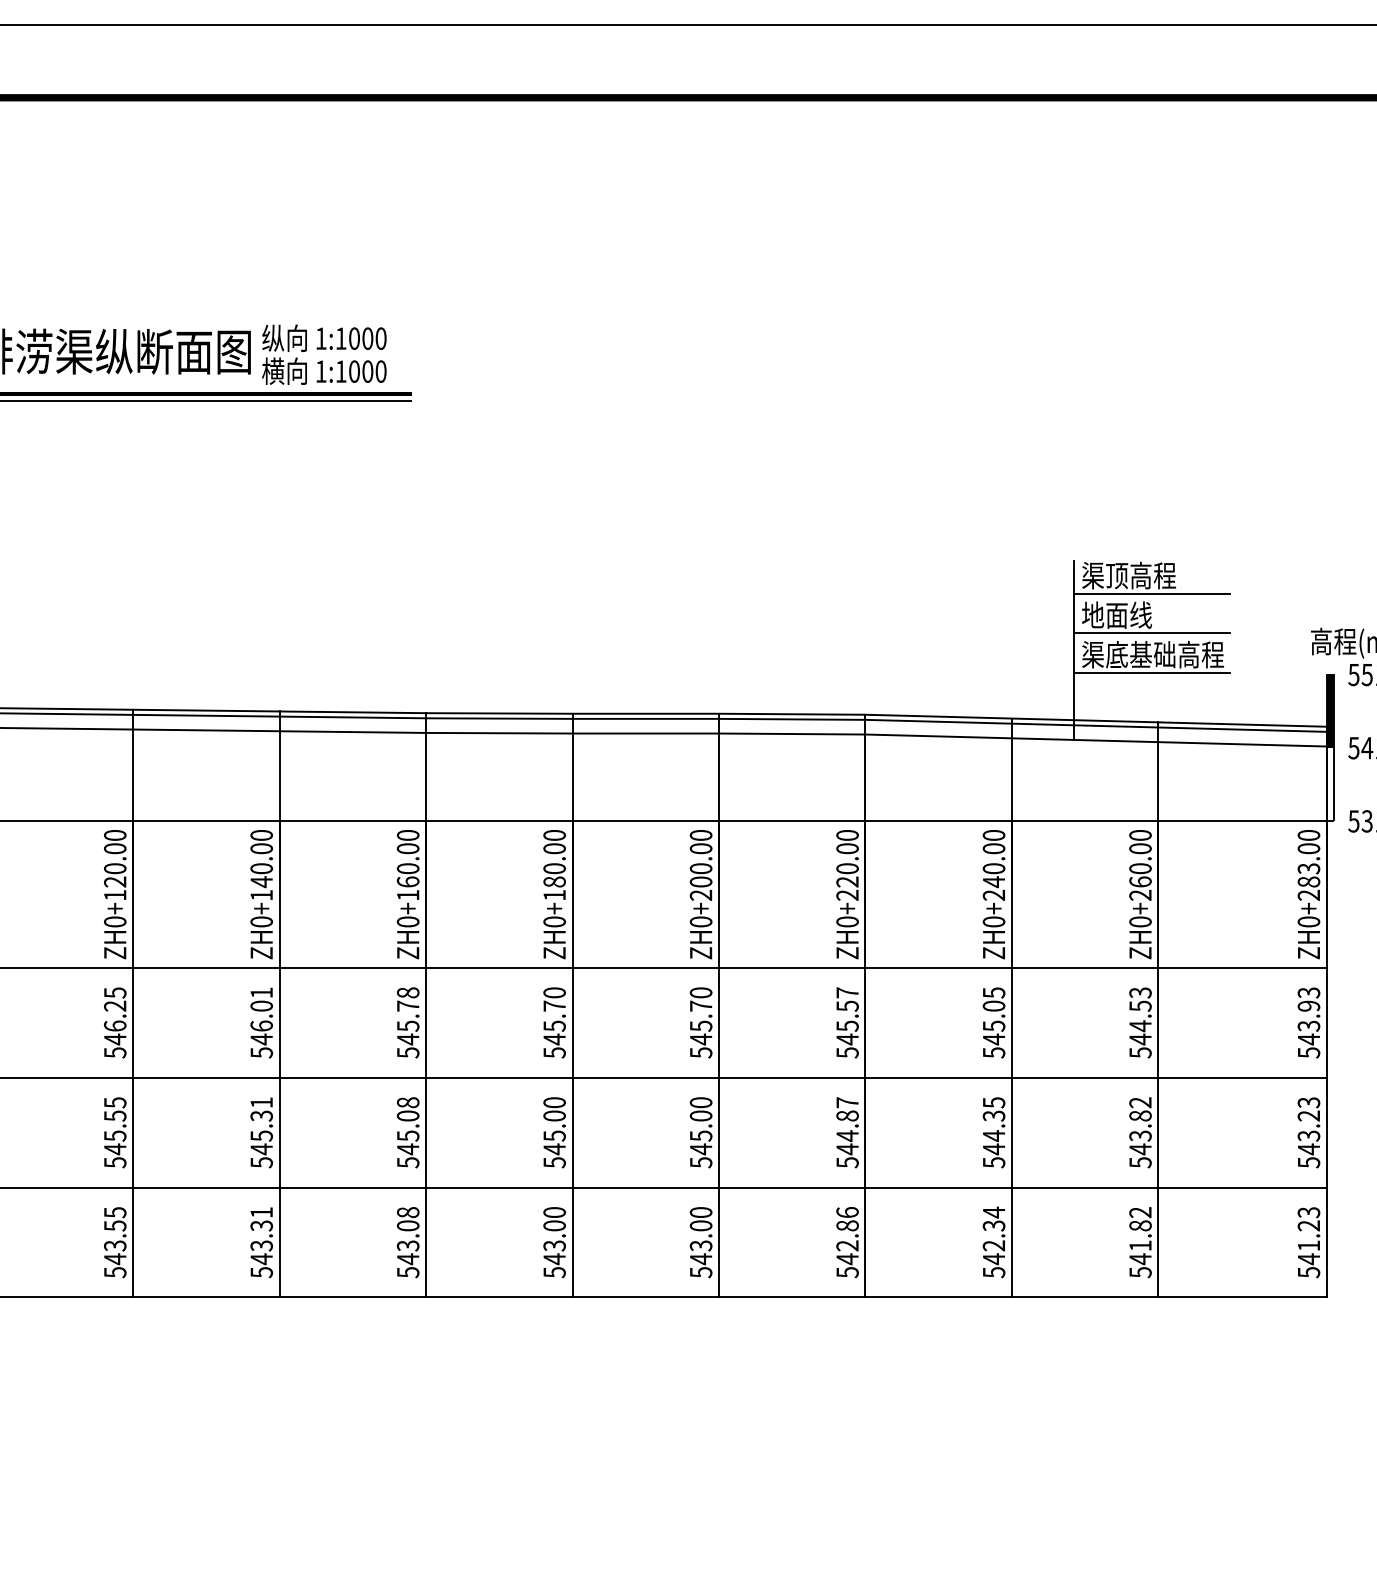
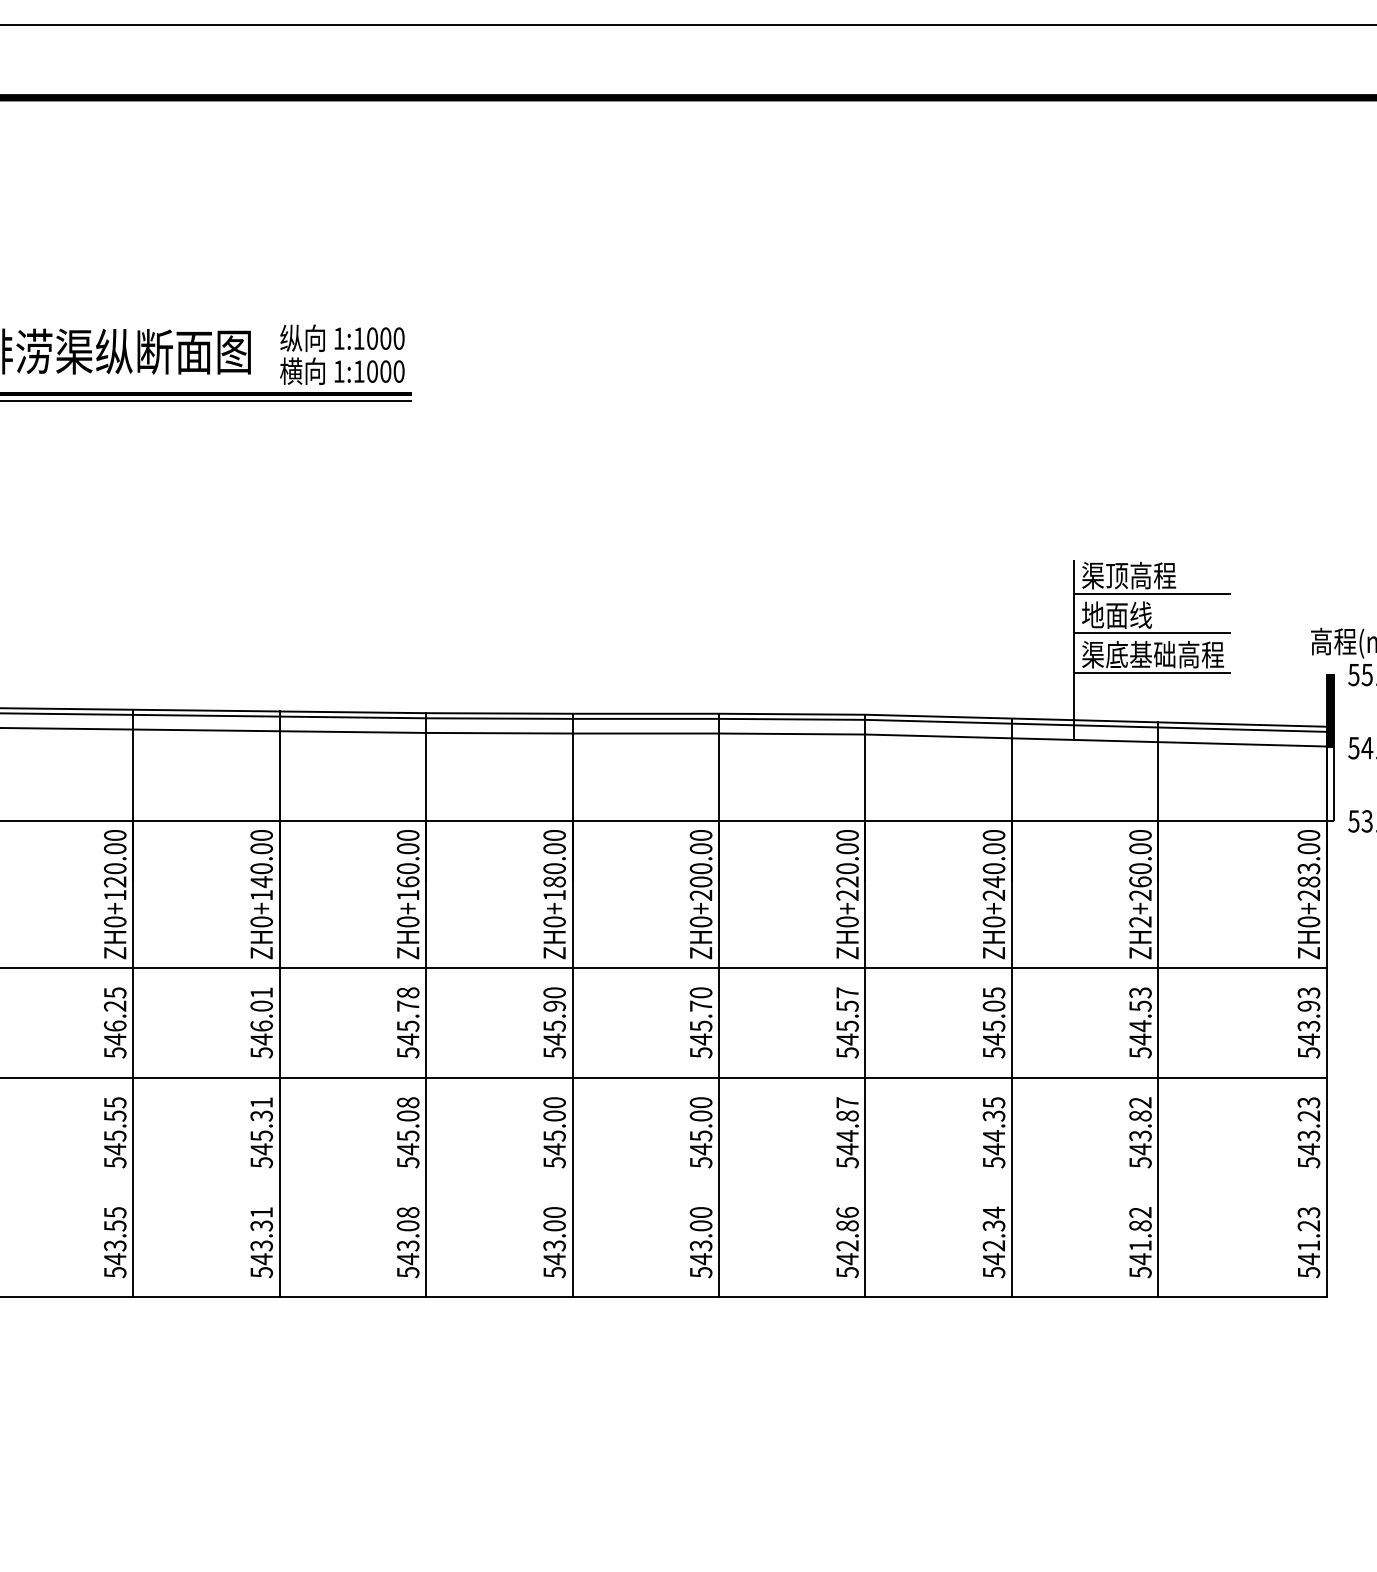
text position: (324, 354) -> (342, 354) (342, 354)
text: ZH0+260.00 -> ZH2+260.00 (1140, 921)
text: 545.70 -> 545.90 (554, 1005)
line: present -> none (664, 1187)
